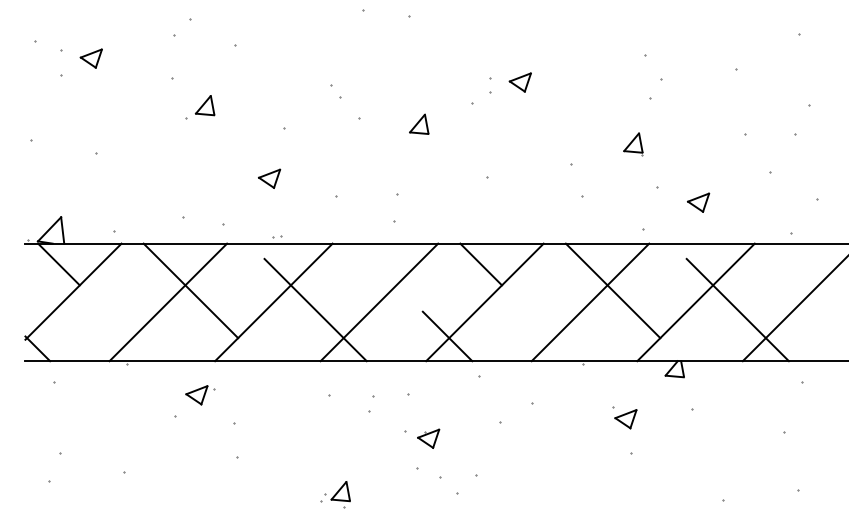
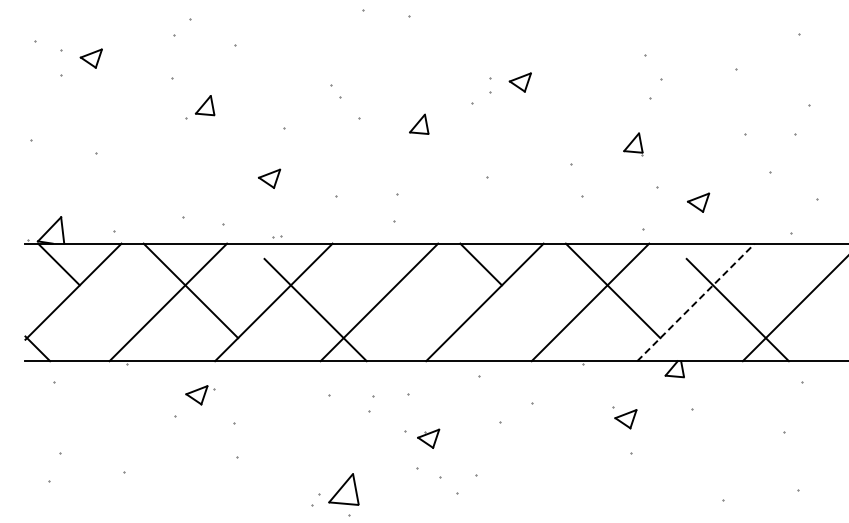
line: solid -> dashed (696, 302)
line: present -> none (447, 336)
part size: 31x28 px -> 49x44 px (335, 494)
